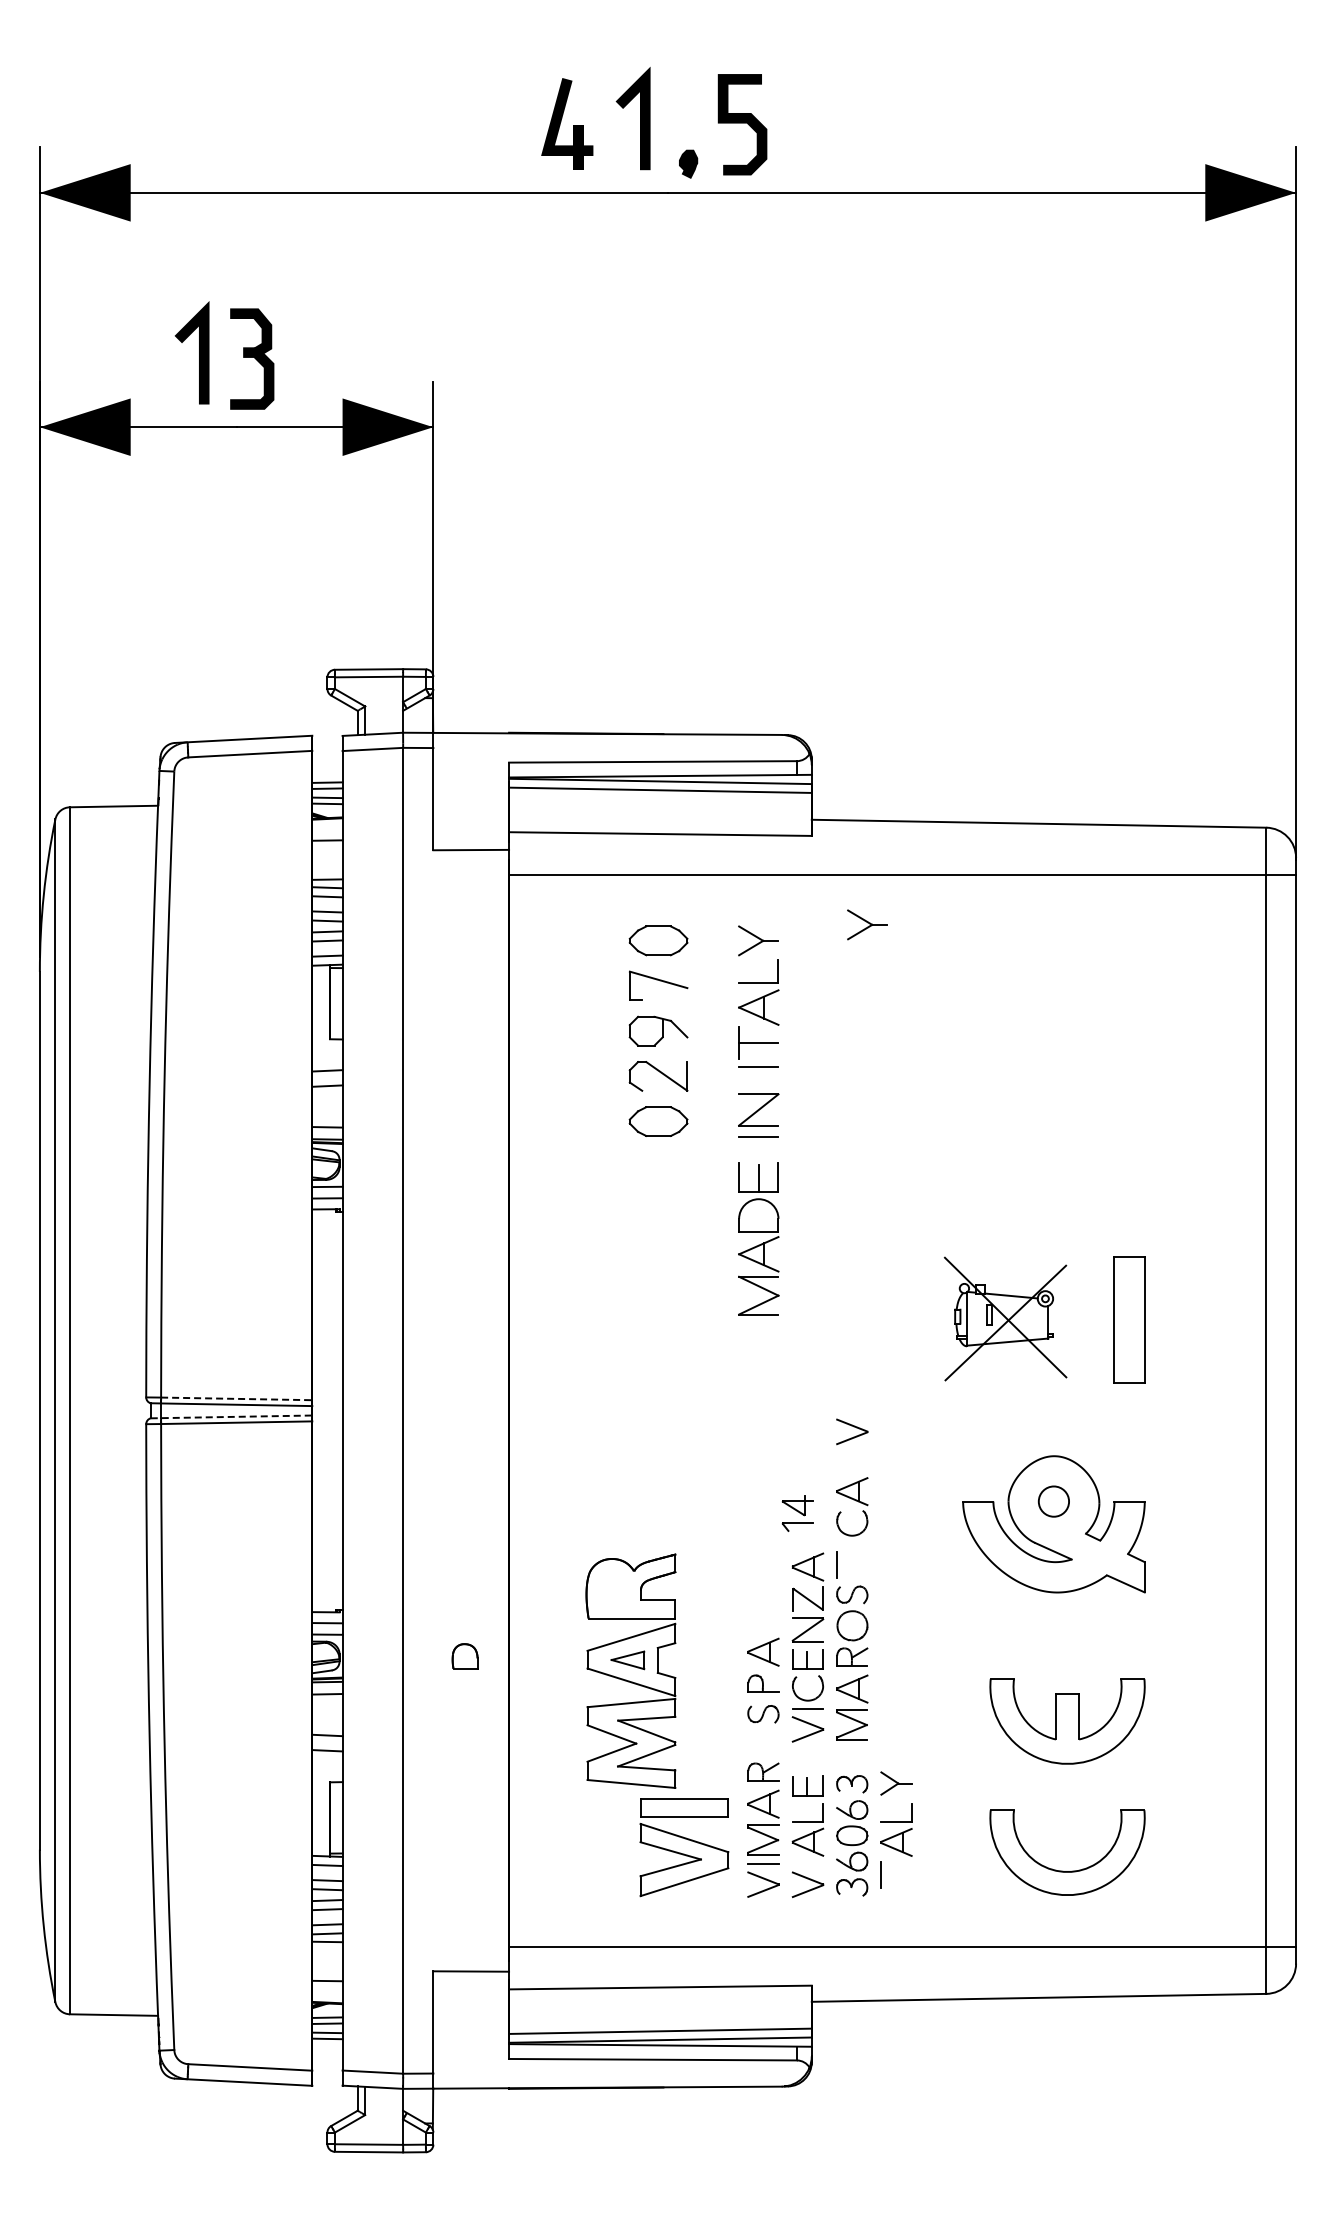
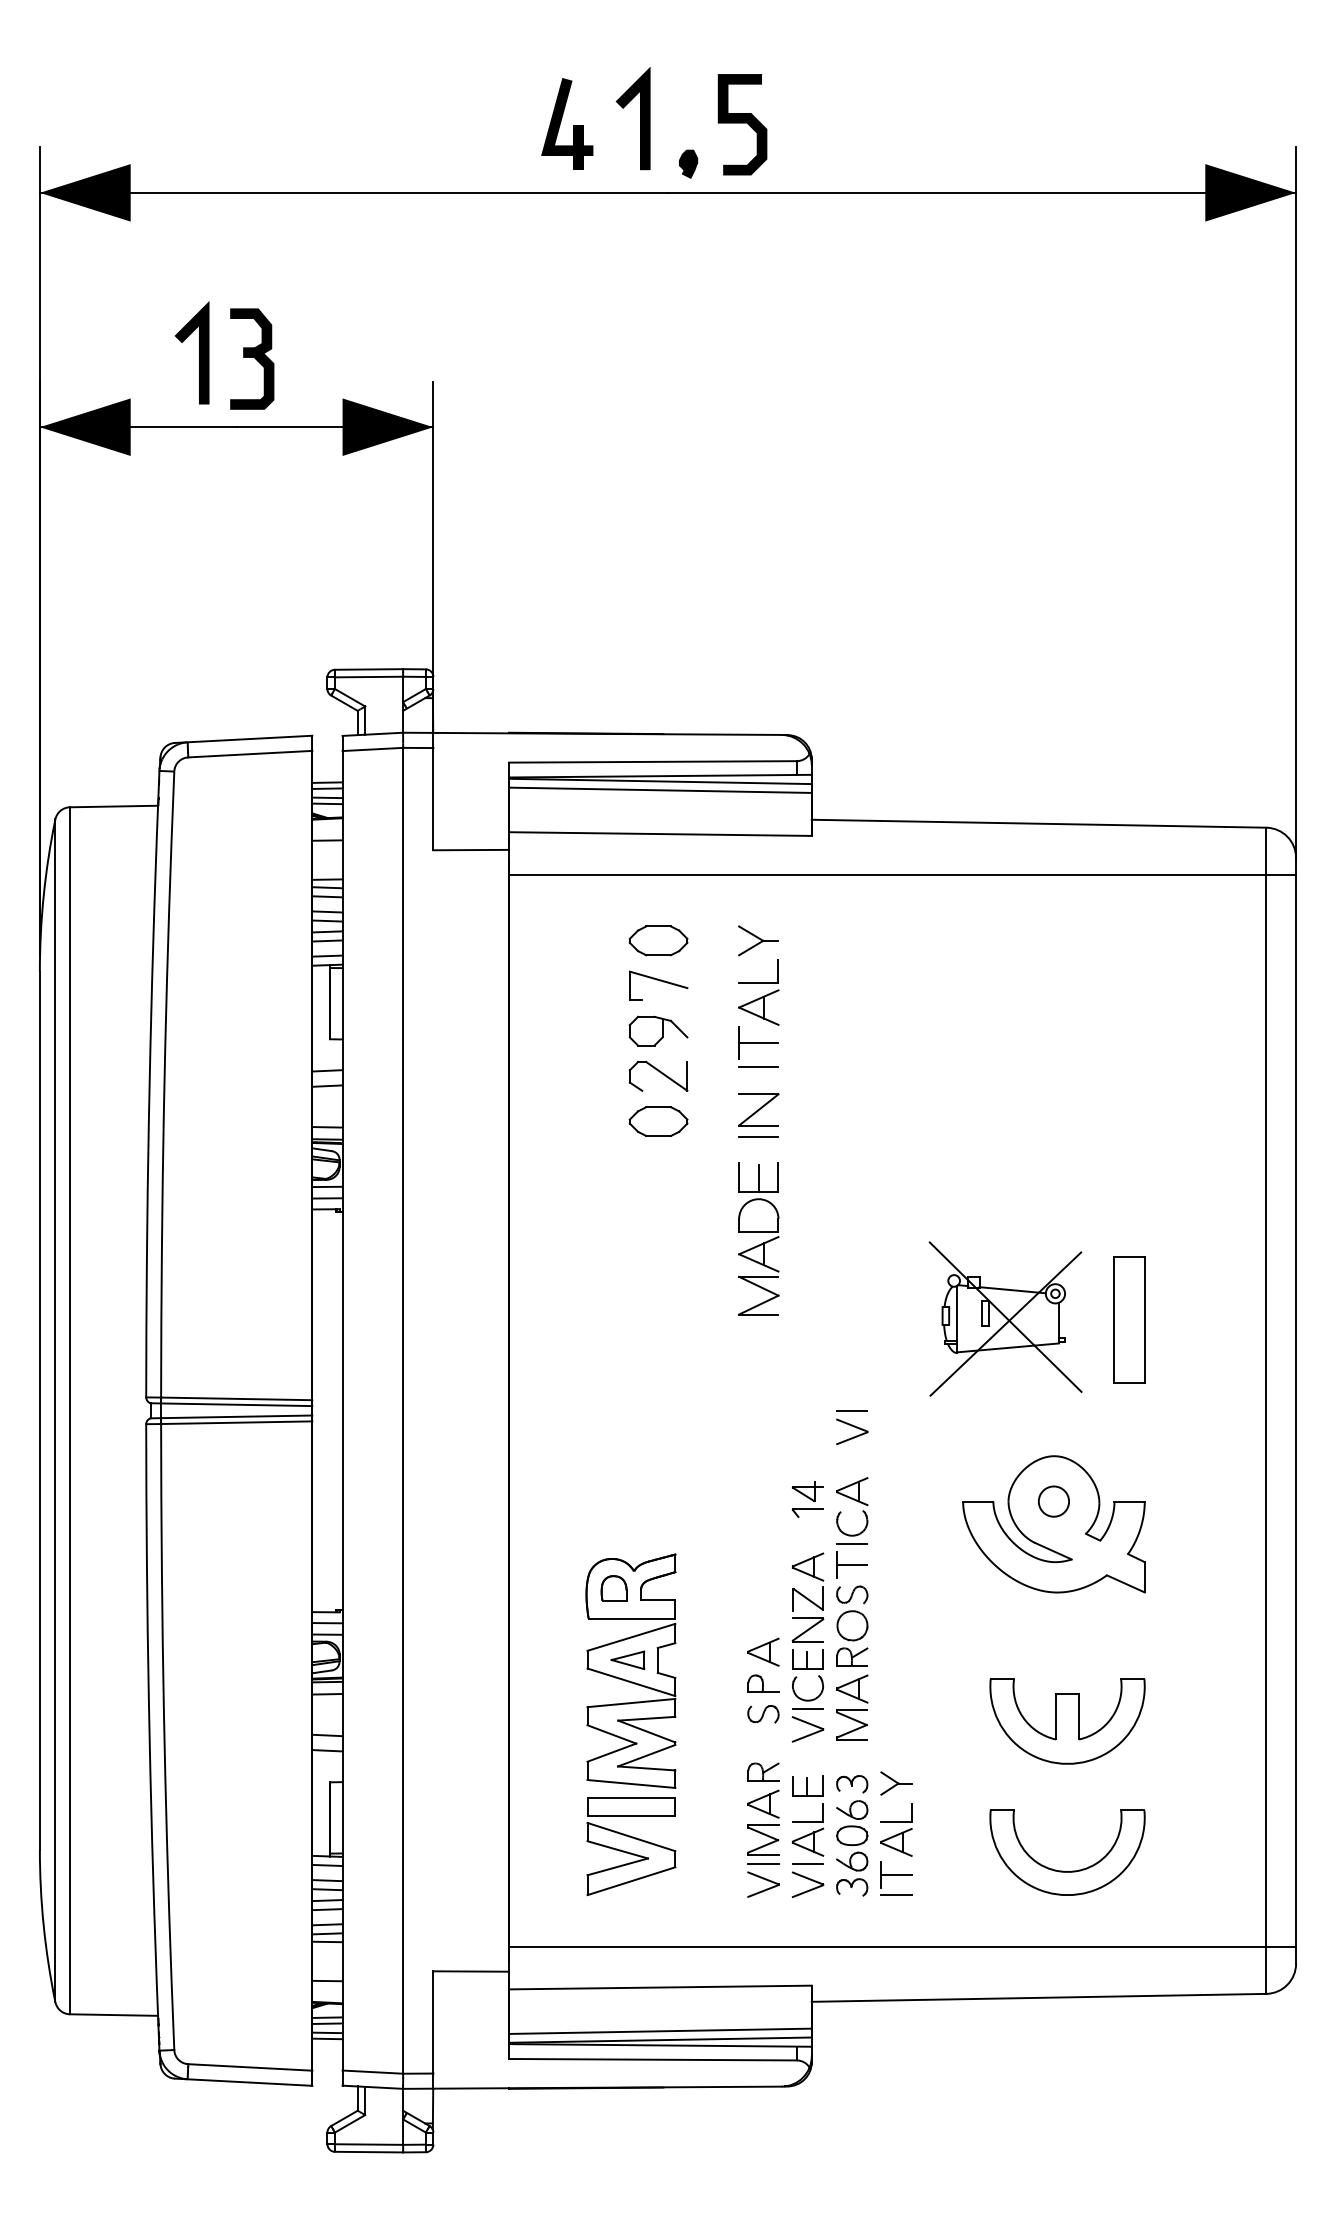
part: present -> none (867, 924)
part size: 125x126 px -> 155x156 px (1005, 1318)
line: dashed -> solid (236, 1398)
line: none -> present (852, 1411)
line: dashed -> solid (231, 1416)
part position: (797, 1513) -> (807, 1499) (807, 1499)
line: none -> present (852, 1543)
line: none -> present (852, 1564)
part position: (464, 1656) -> (613, 1588) (613, 1588)
part position: (684, 1847) -> (631, 1846) (631, 1846)
line: none -> present (807, 1864)
line: none -> present (896, 1874)
line: none -> present (896, 1895)
